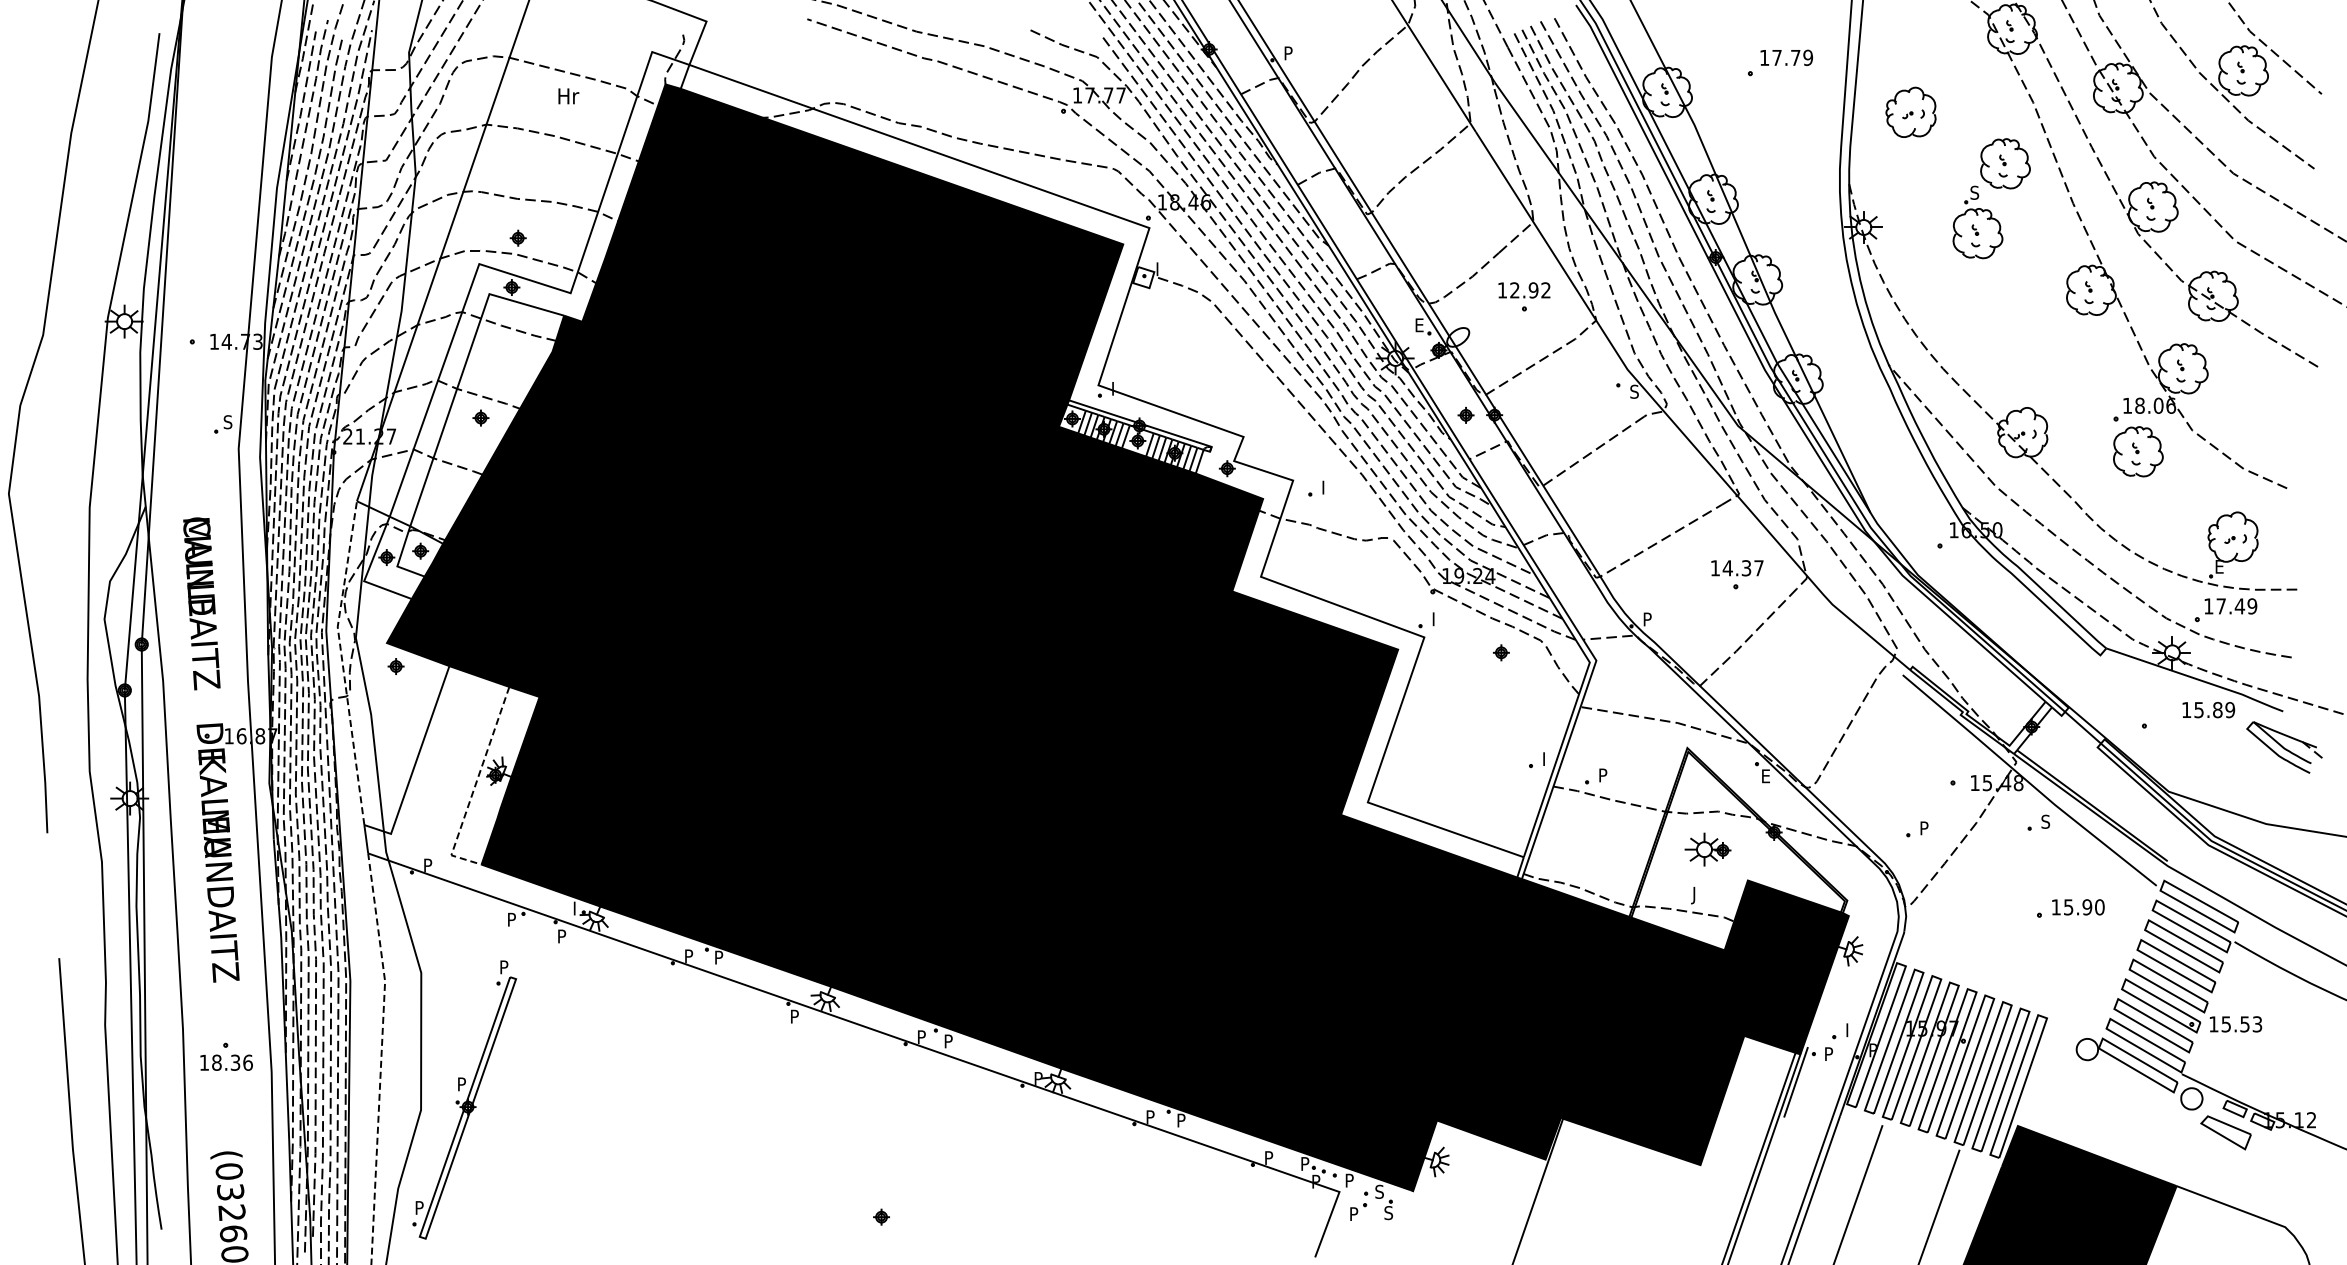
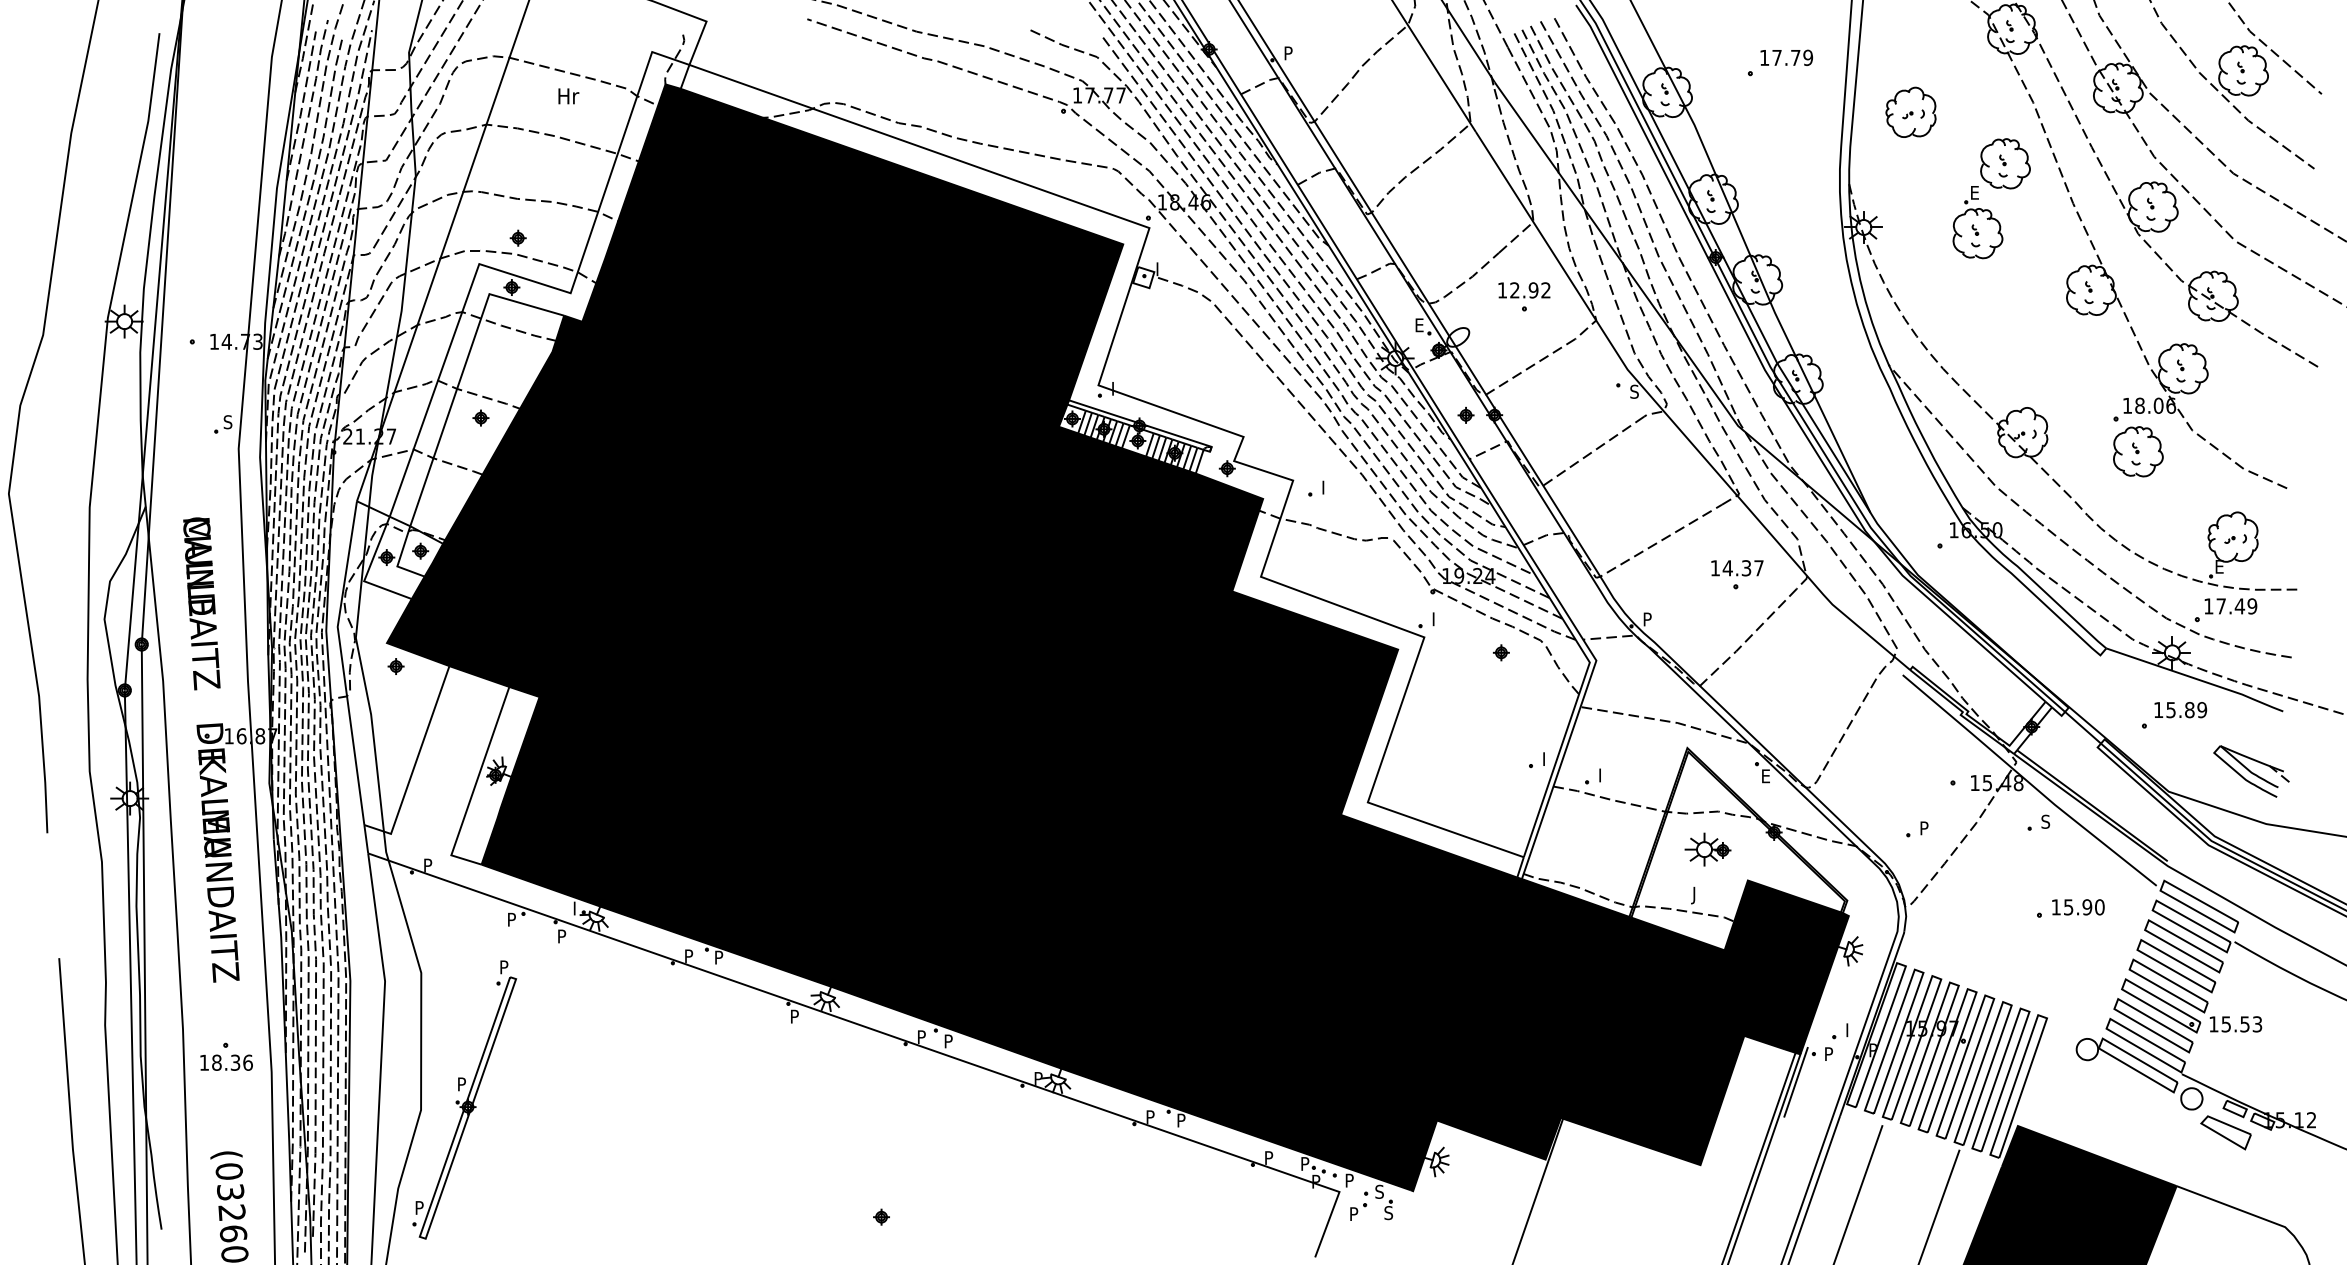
text: S -> E (1974, 192)
line: dashed -> solid (342, 661)
text position: (2208, 710) -> (2180, 710) (2180, 710)
part position: (2284, 747) -> (2251, 771) (2251, 771)
text: P -> I (1604, 772)
line: dashed -> solid (475, 786)
line: dashed -> solid (381, 1057)
